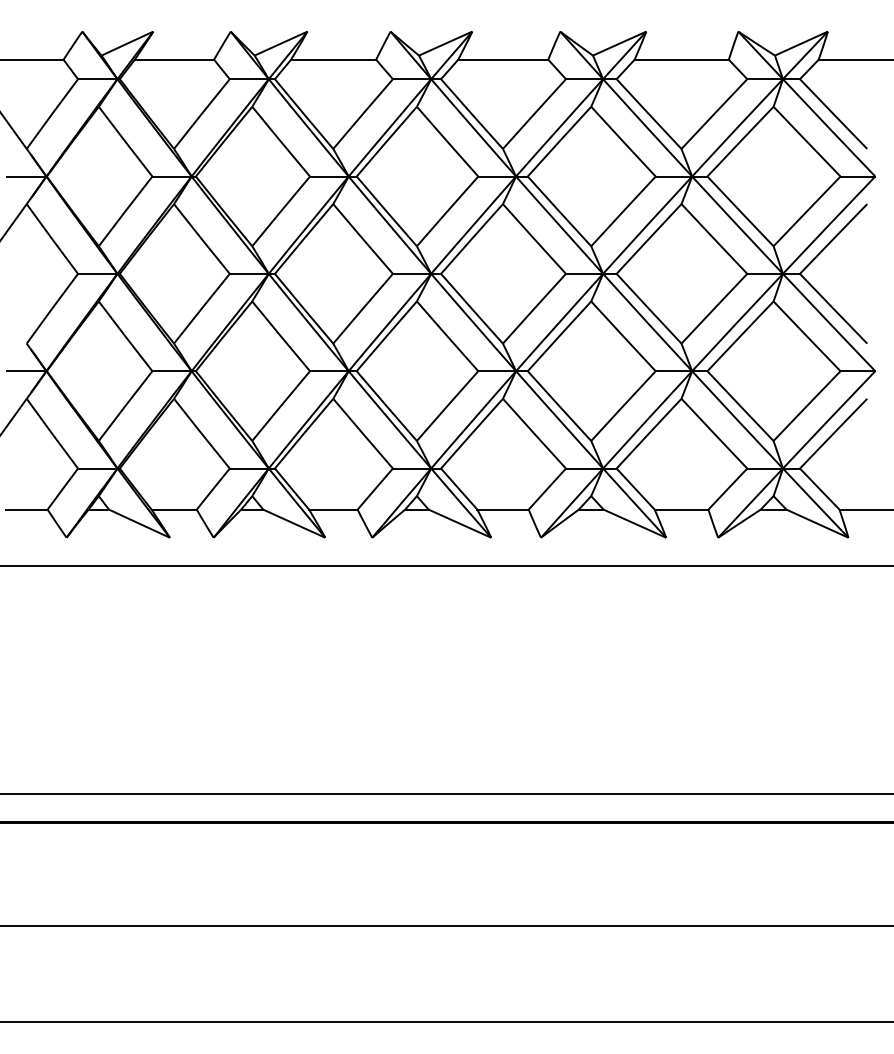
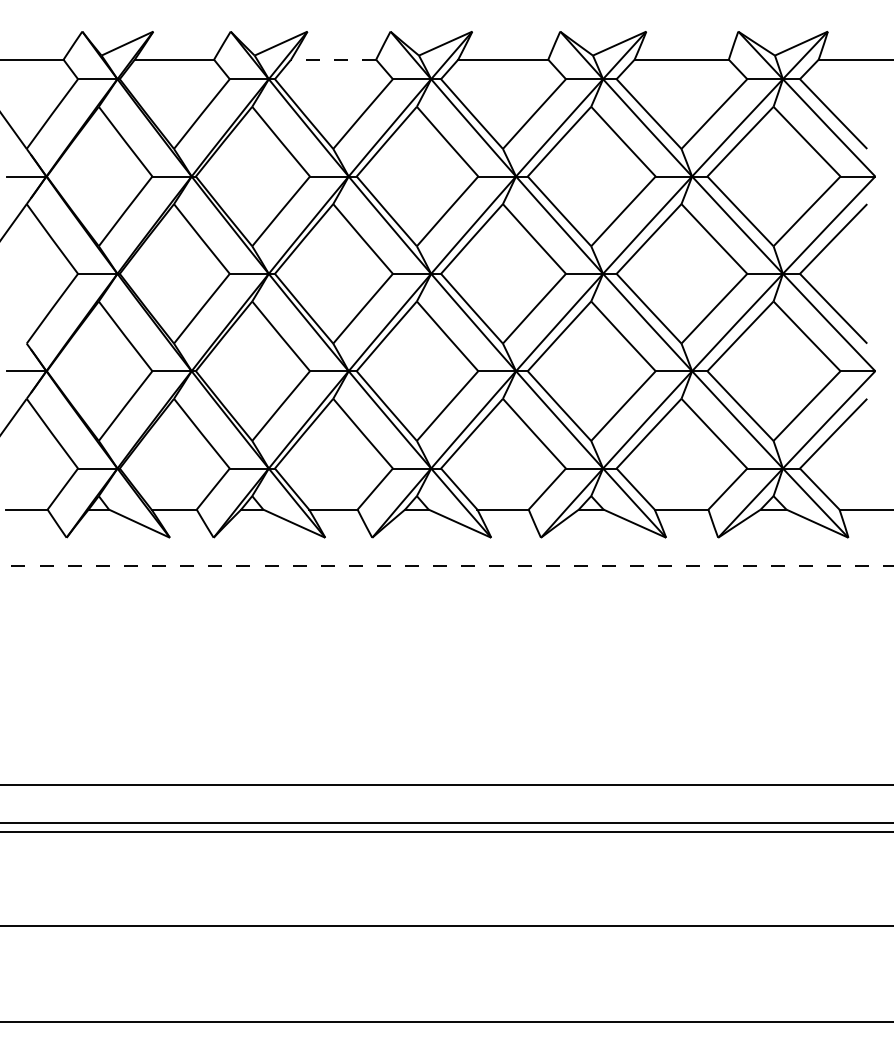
line: solid -> dashed (333, 59)
line: solid -> dashed (447, 565)
line position: (446, 794) -> (446, 785) (446, 785)
line position: (446, 822) -> (446, 832) (446, 832)
